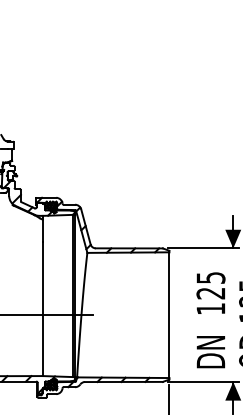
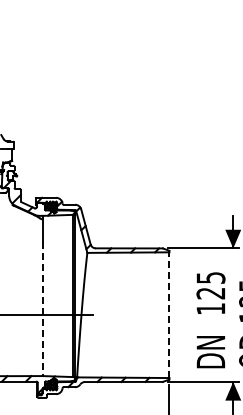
line: solid -> dashed (42, 309)
line: solid -> dashed (169, 315)
